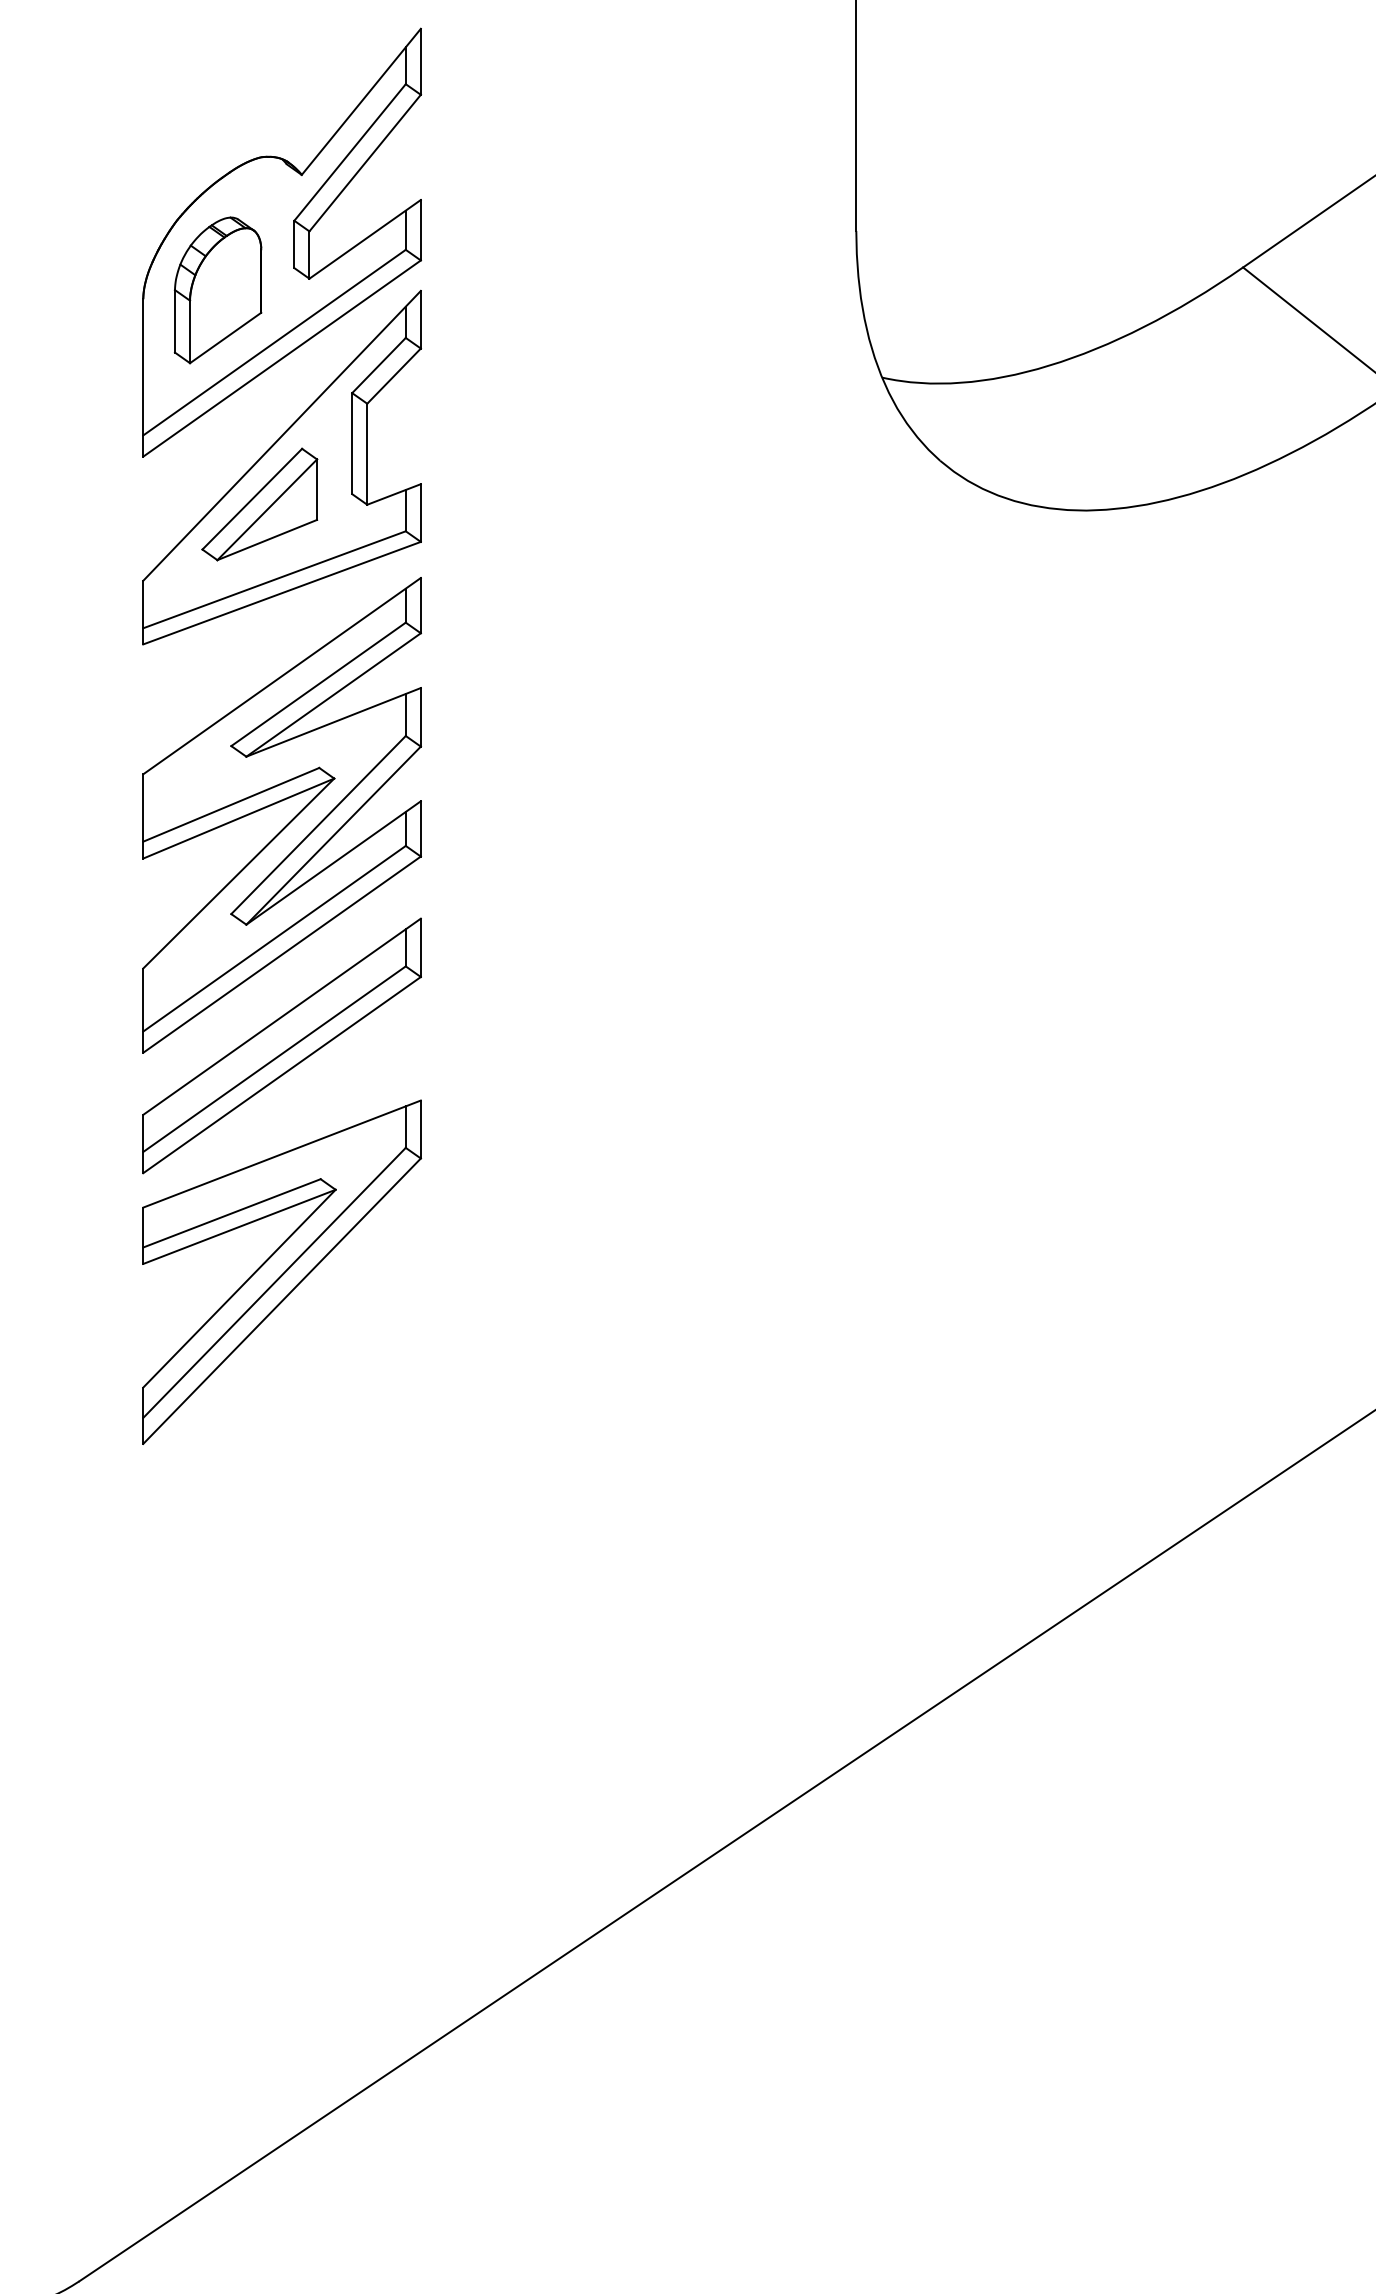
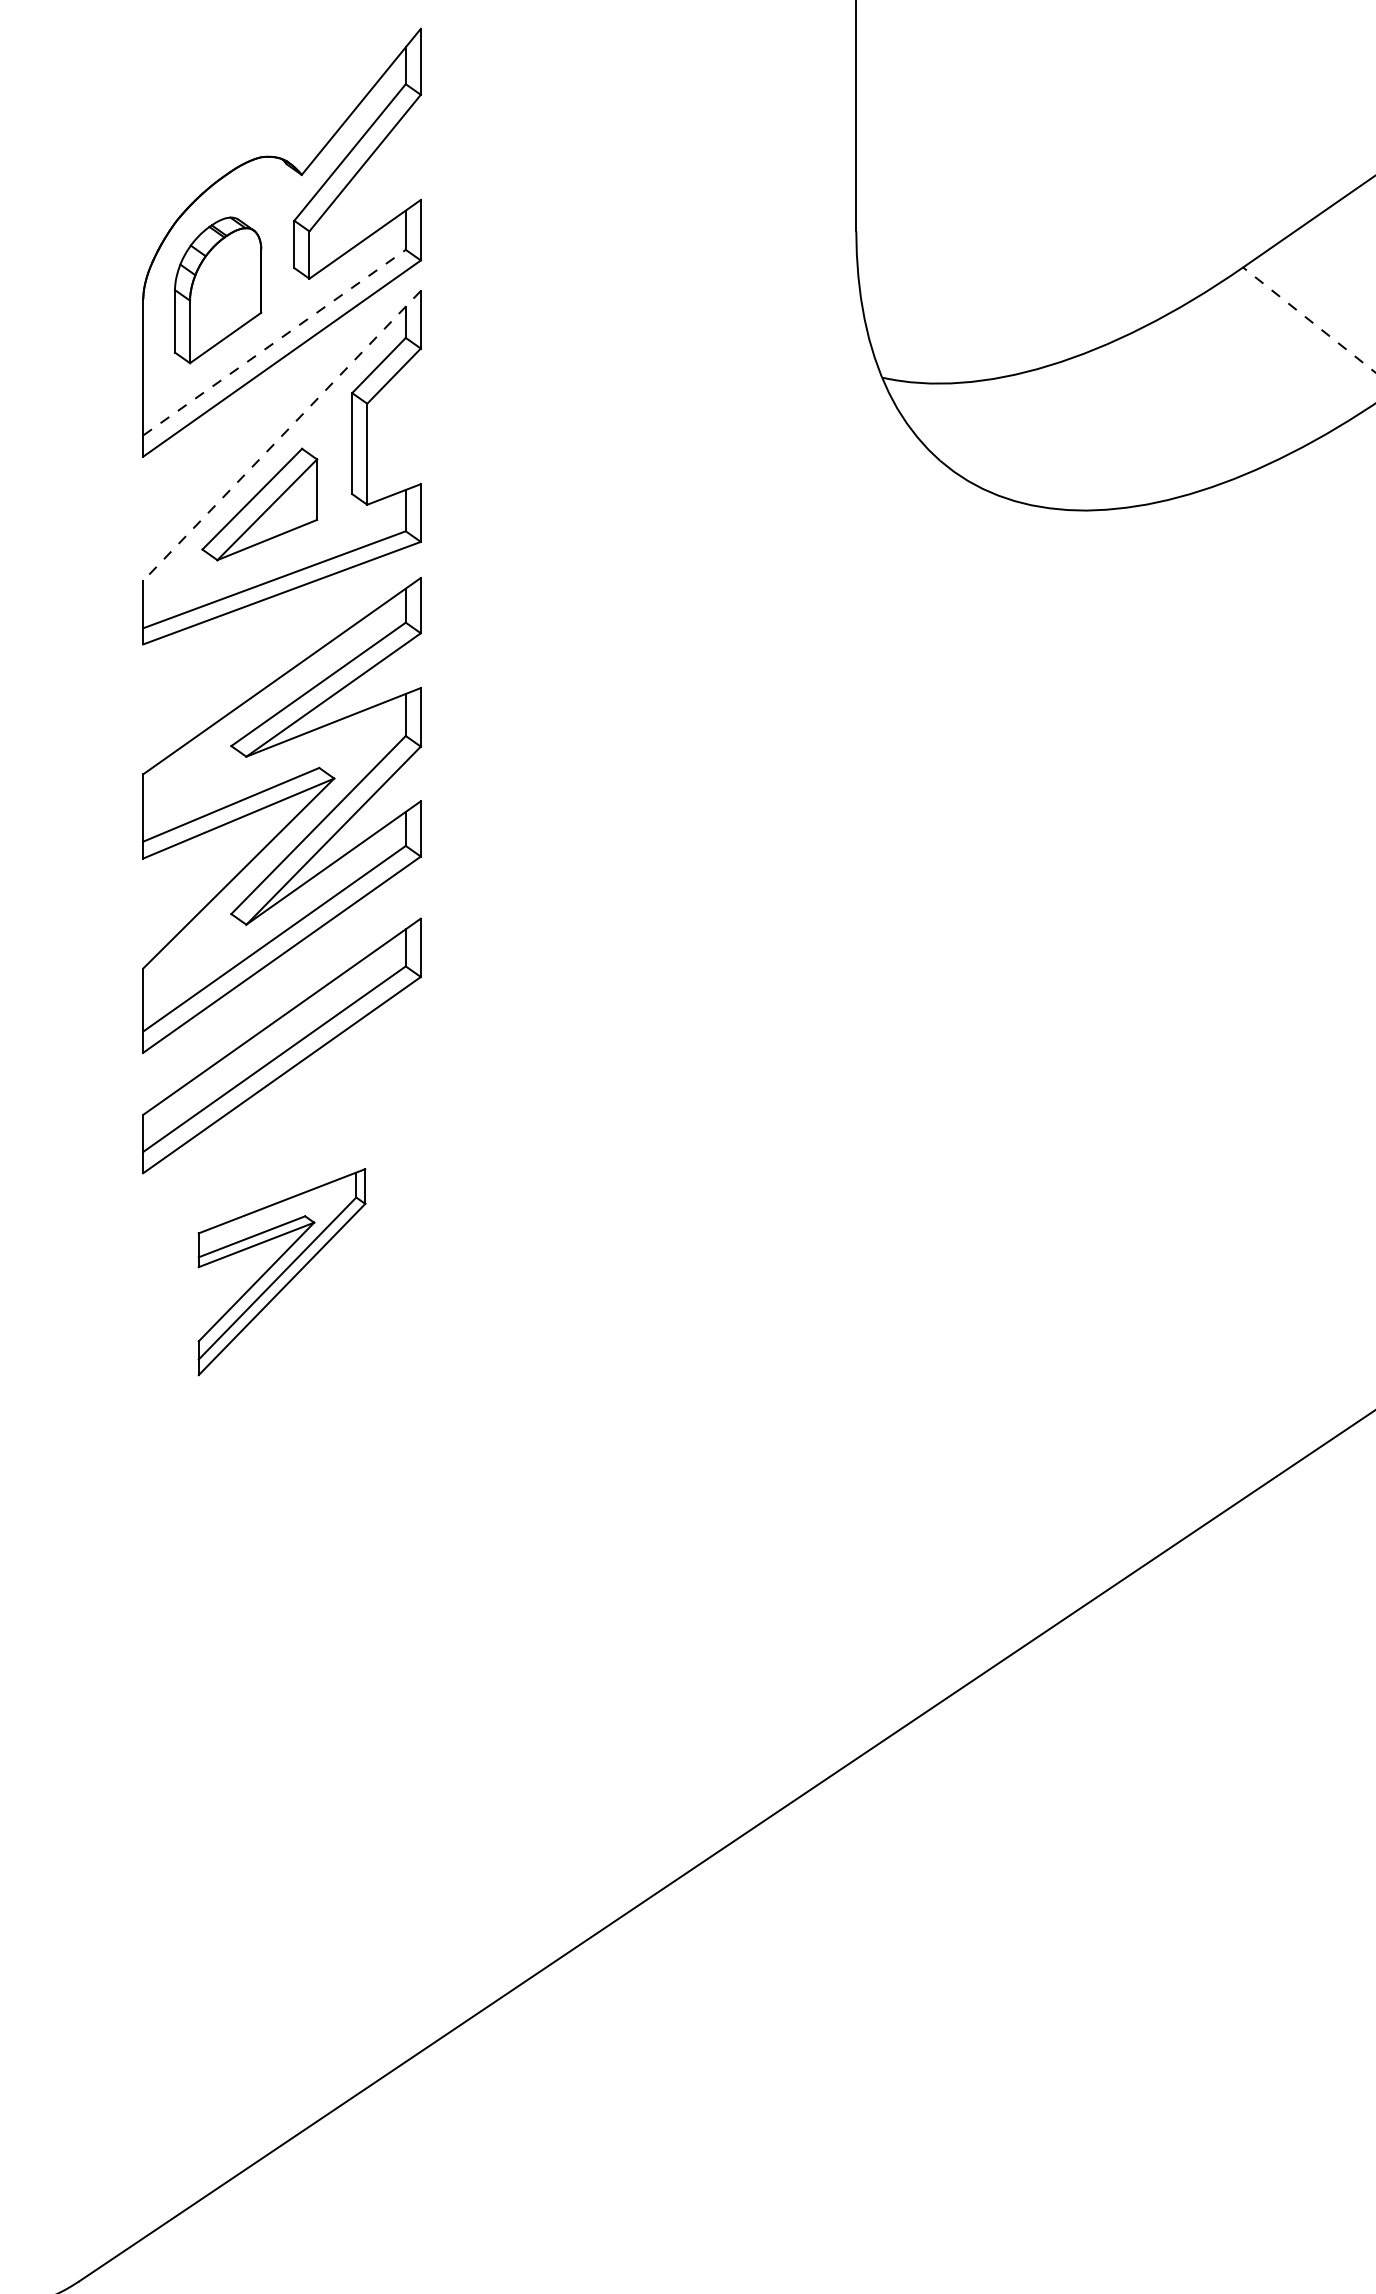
line: solid -> dashed (1308, 319)
line: solid -> dashed (274, 342)
line: solid -> dashed (282, 435)
part size: 280x346 px -> 170x209 px (281, 1272)
